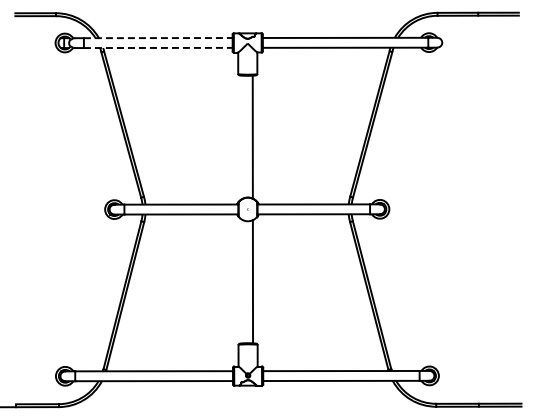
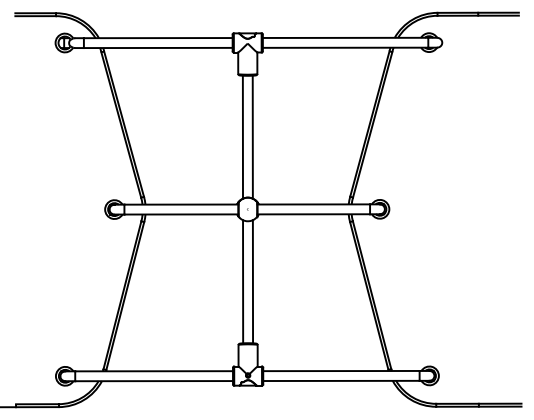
line: dashed -> solid (158, 38)
line: dashed -> solid (158, 47)
line: none -> present (242, 136)
line: none -> present (243, 281)
